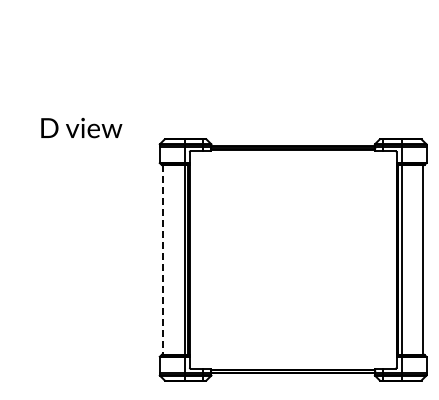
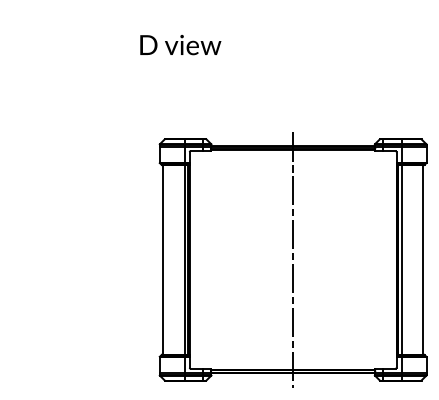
text position: (81, 128) -> (180, 45) (180, 45)
line: dashed -> solid (163, 259)
line: none -> present (293, 259)
